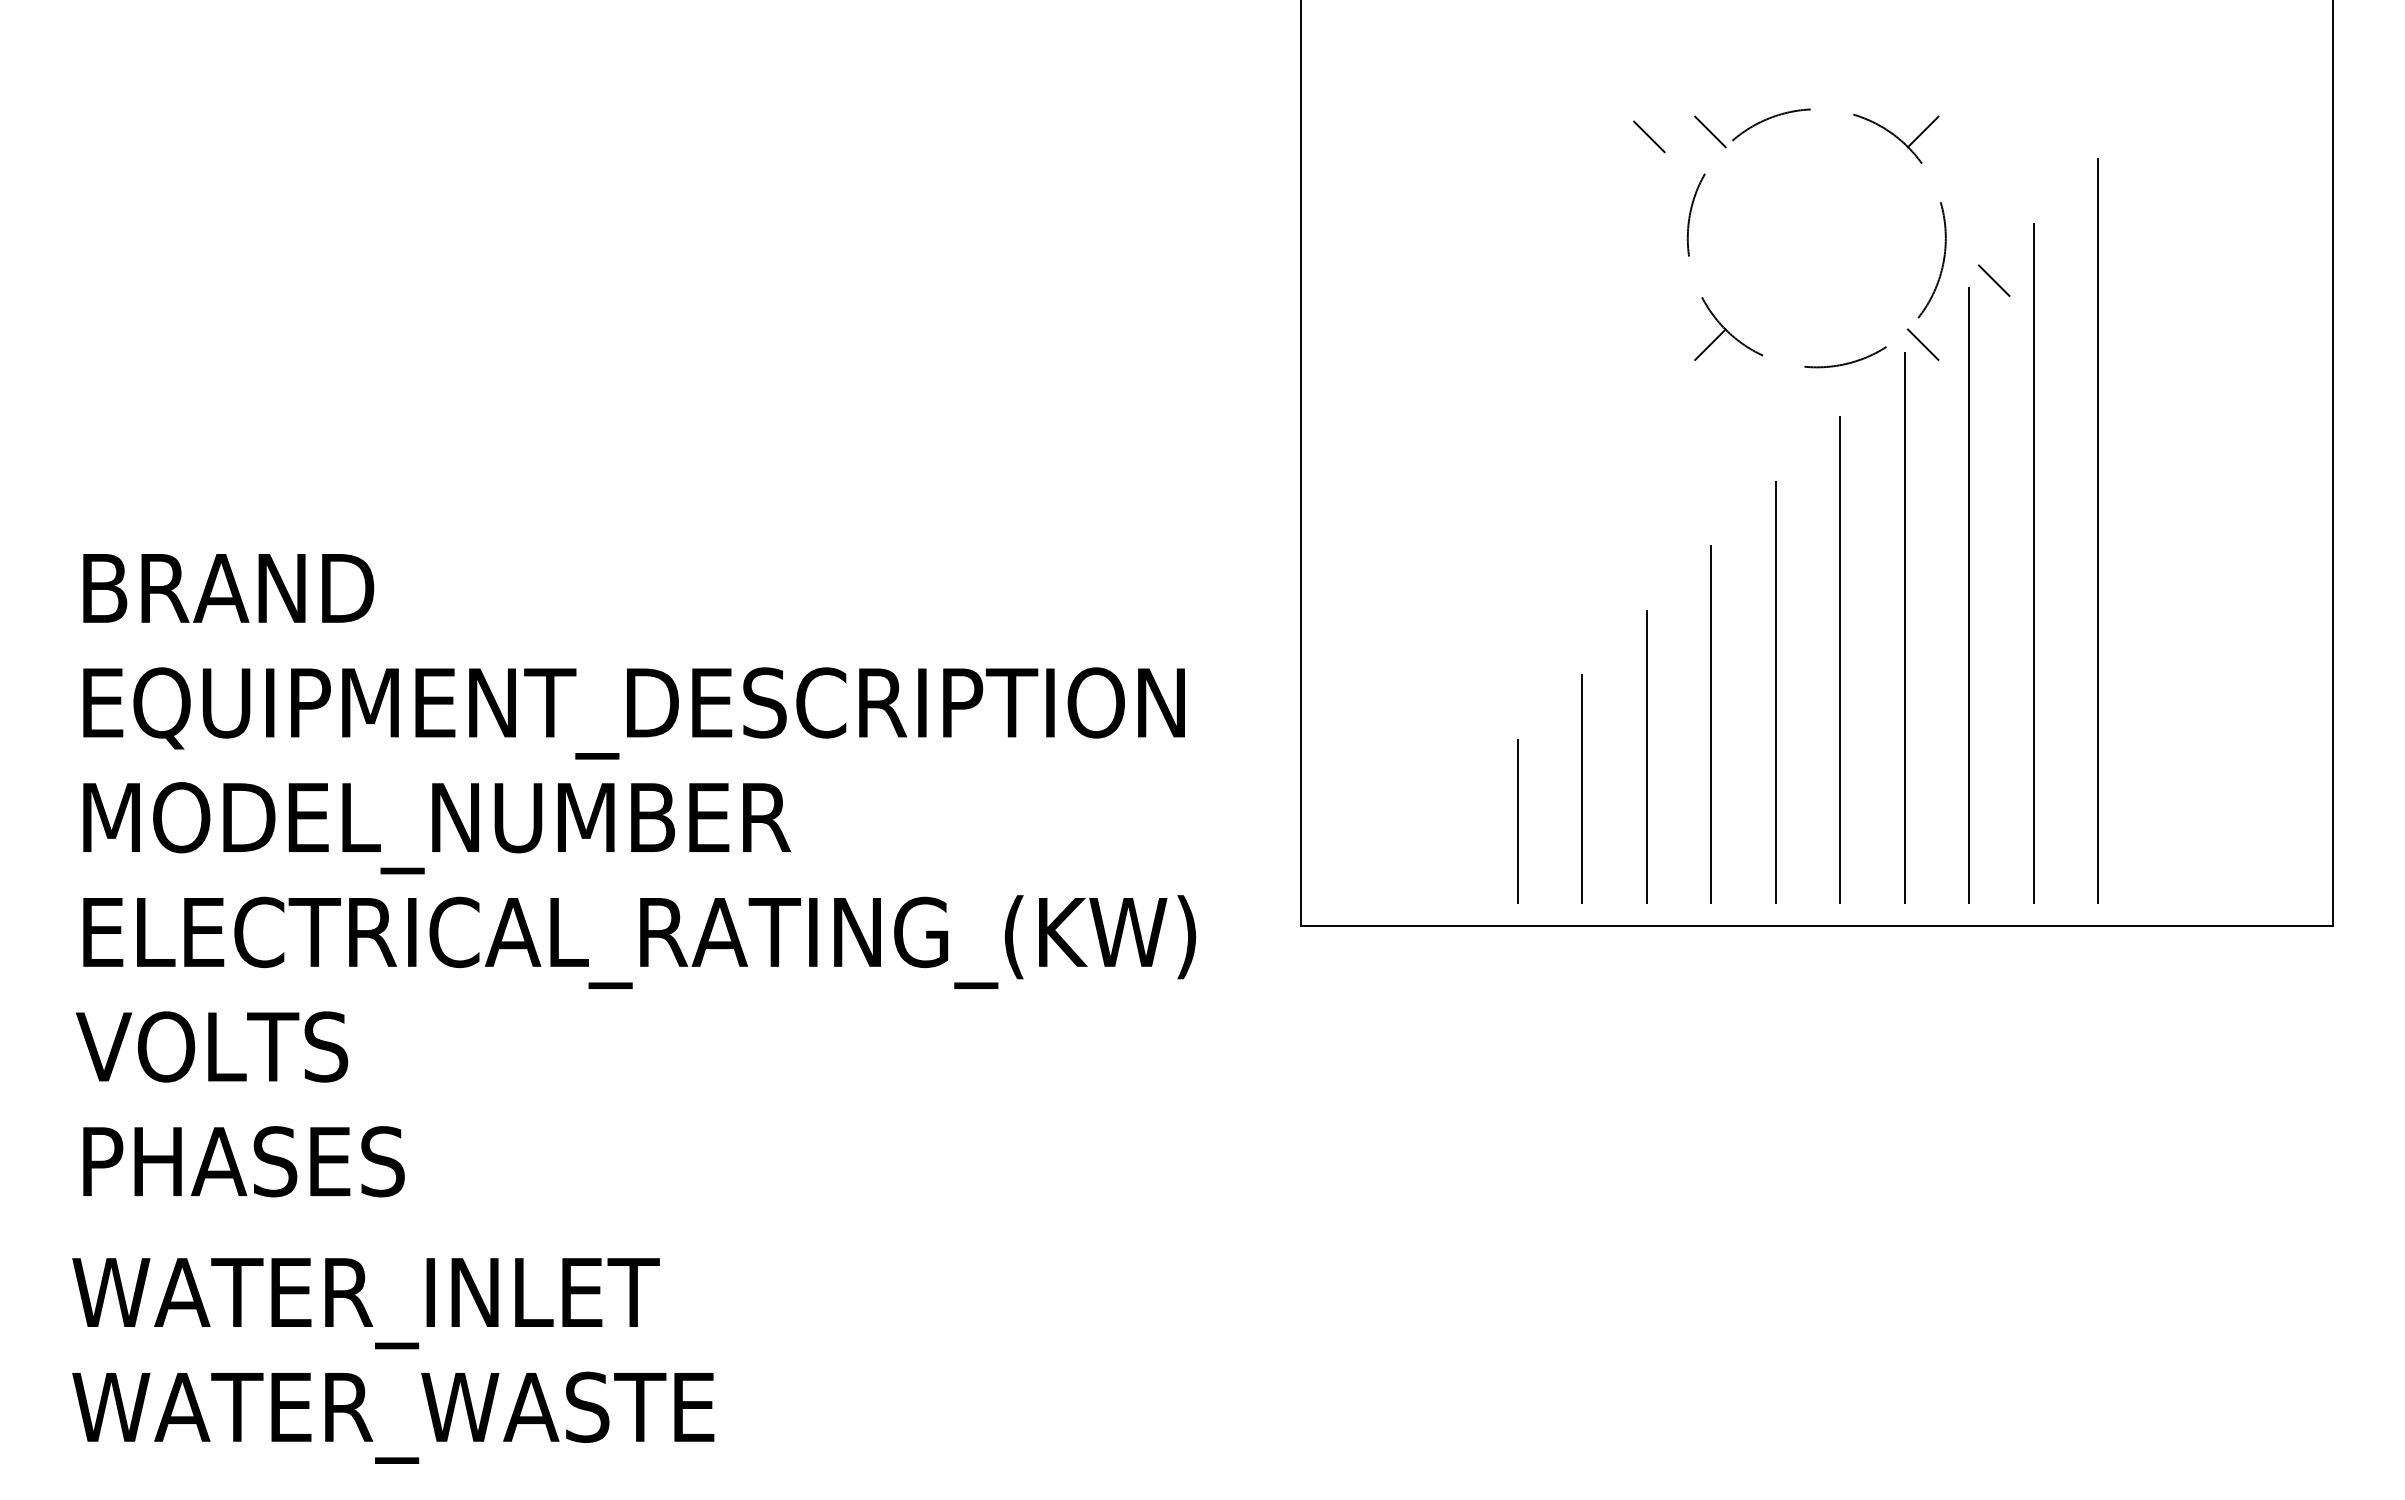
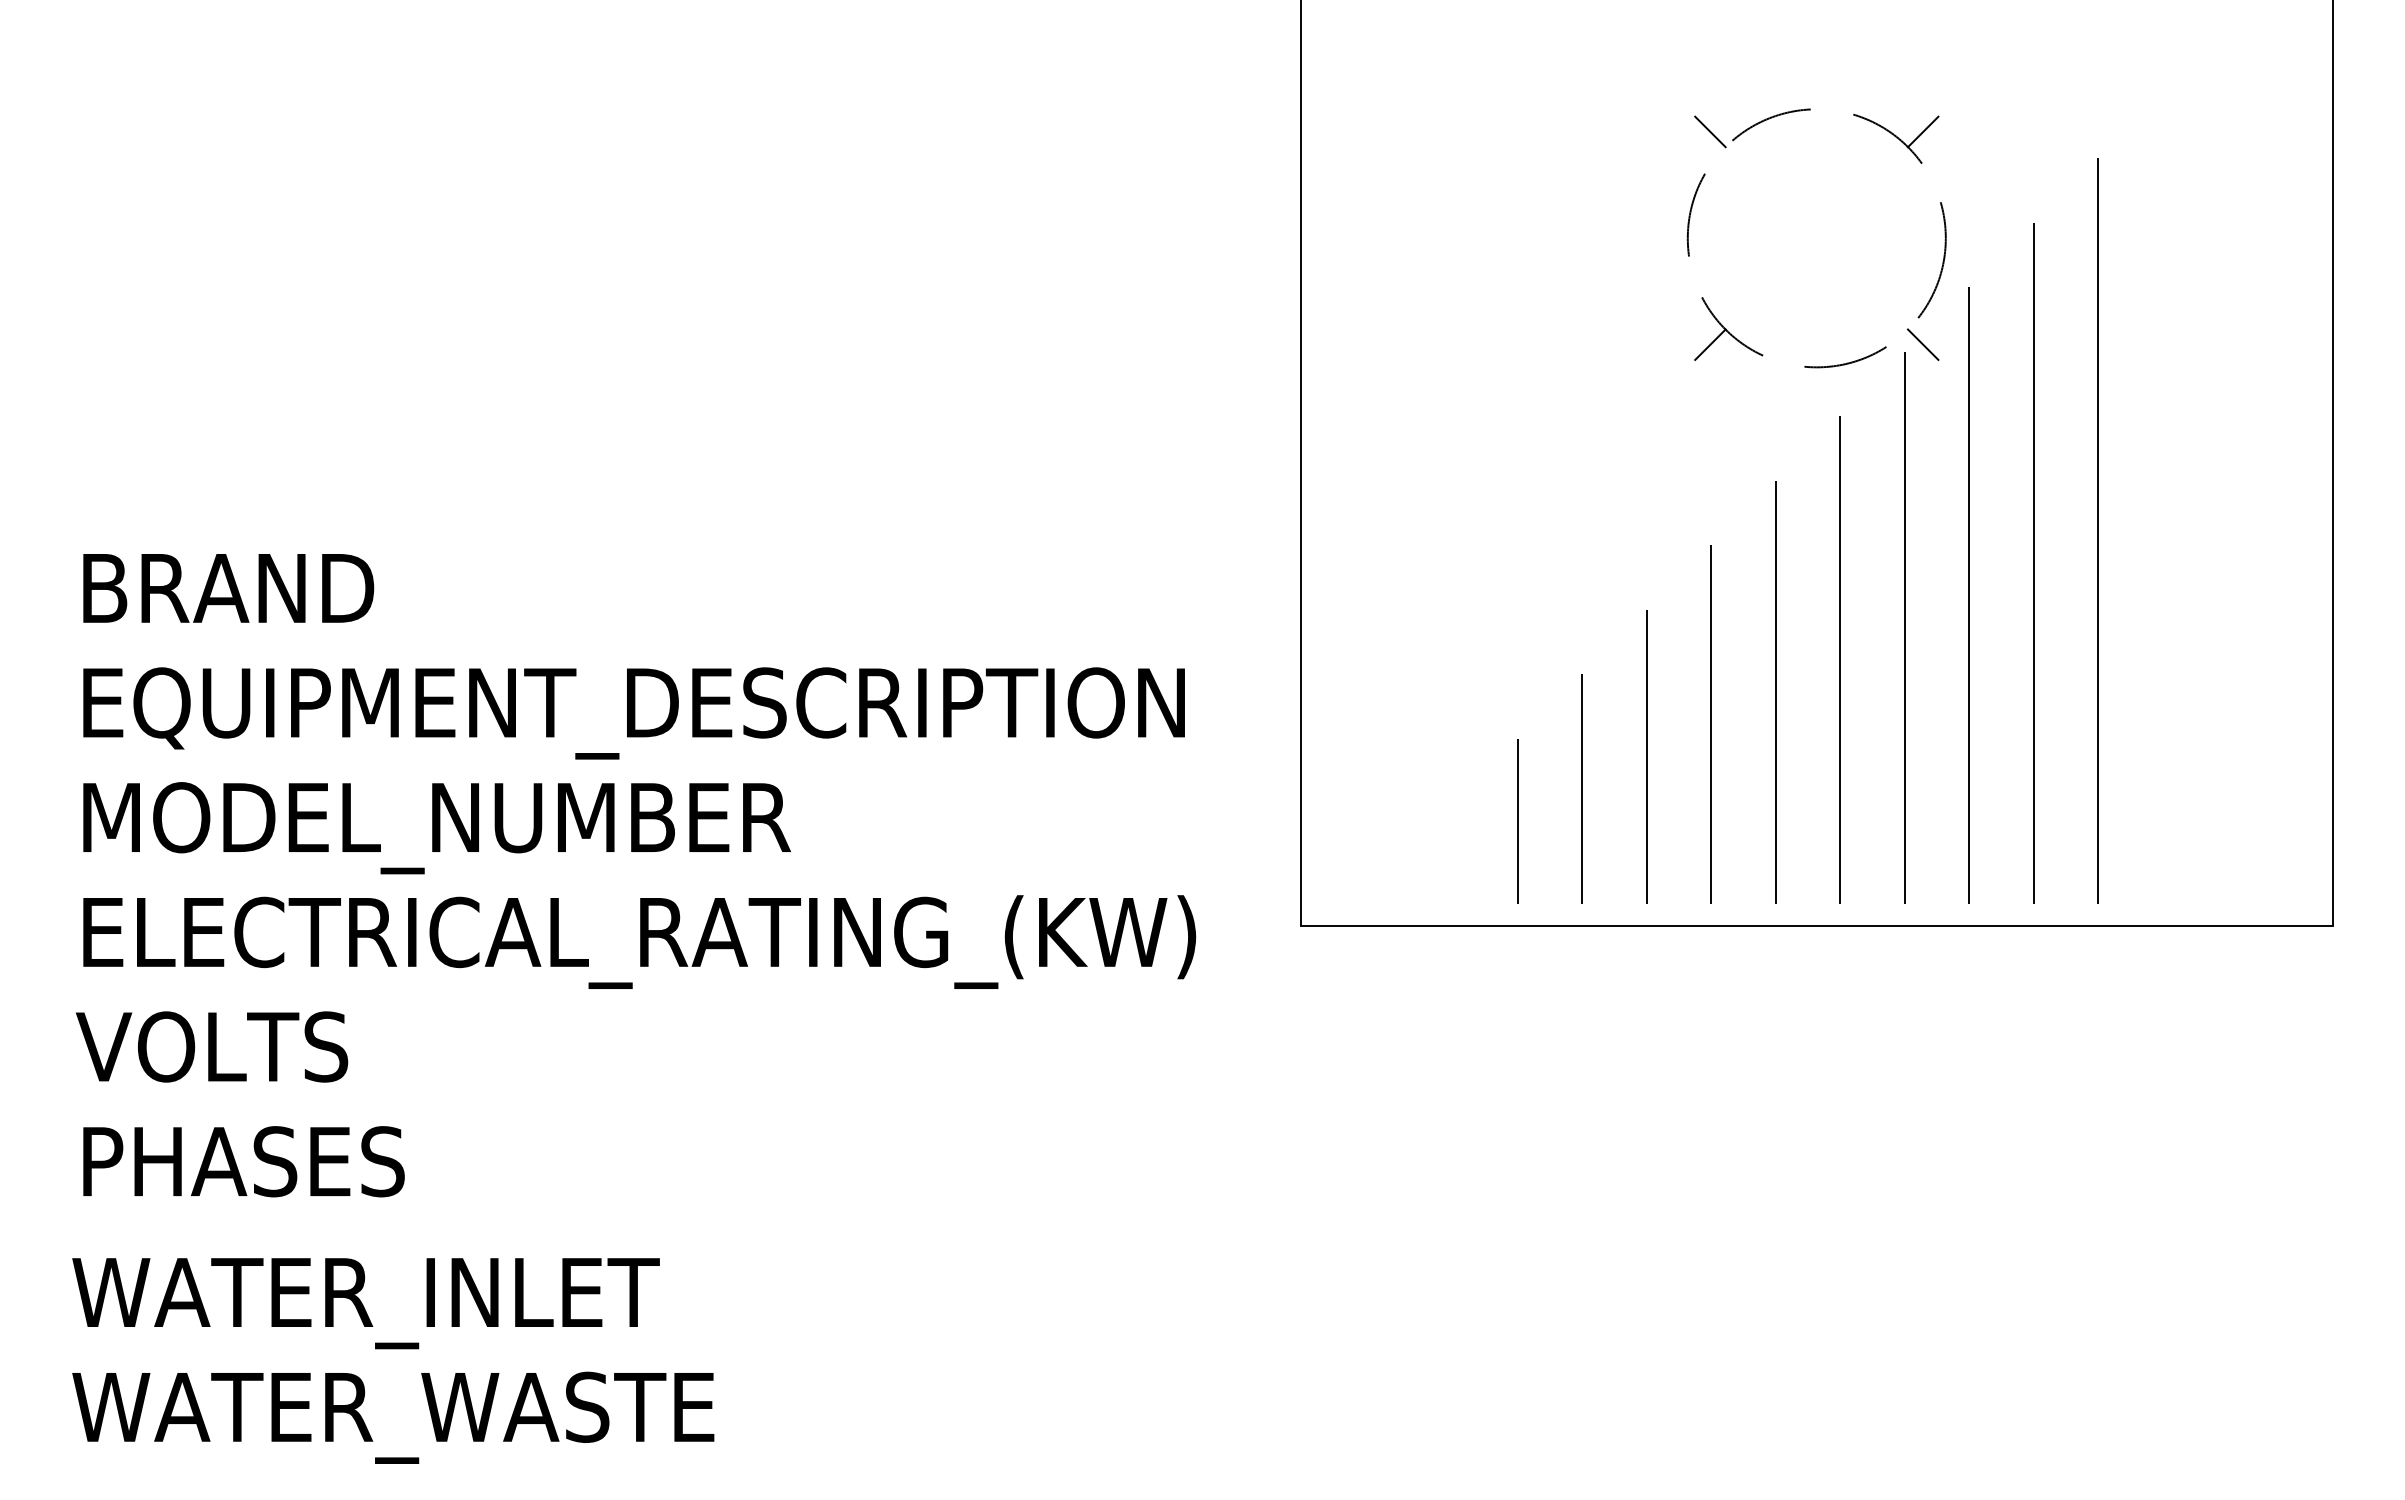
line: present -> none (1649, 136)
line: present -> none (1993, 280)
